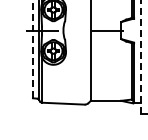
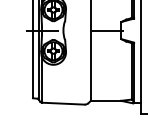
line: dashed -> solid (32, 49)
line: dashed -> solid (141, 57)
